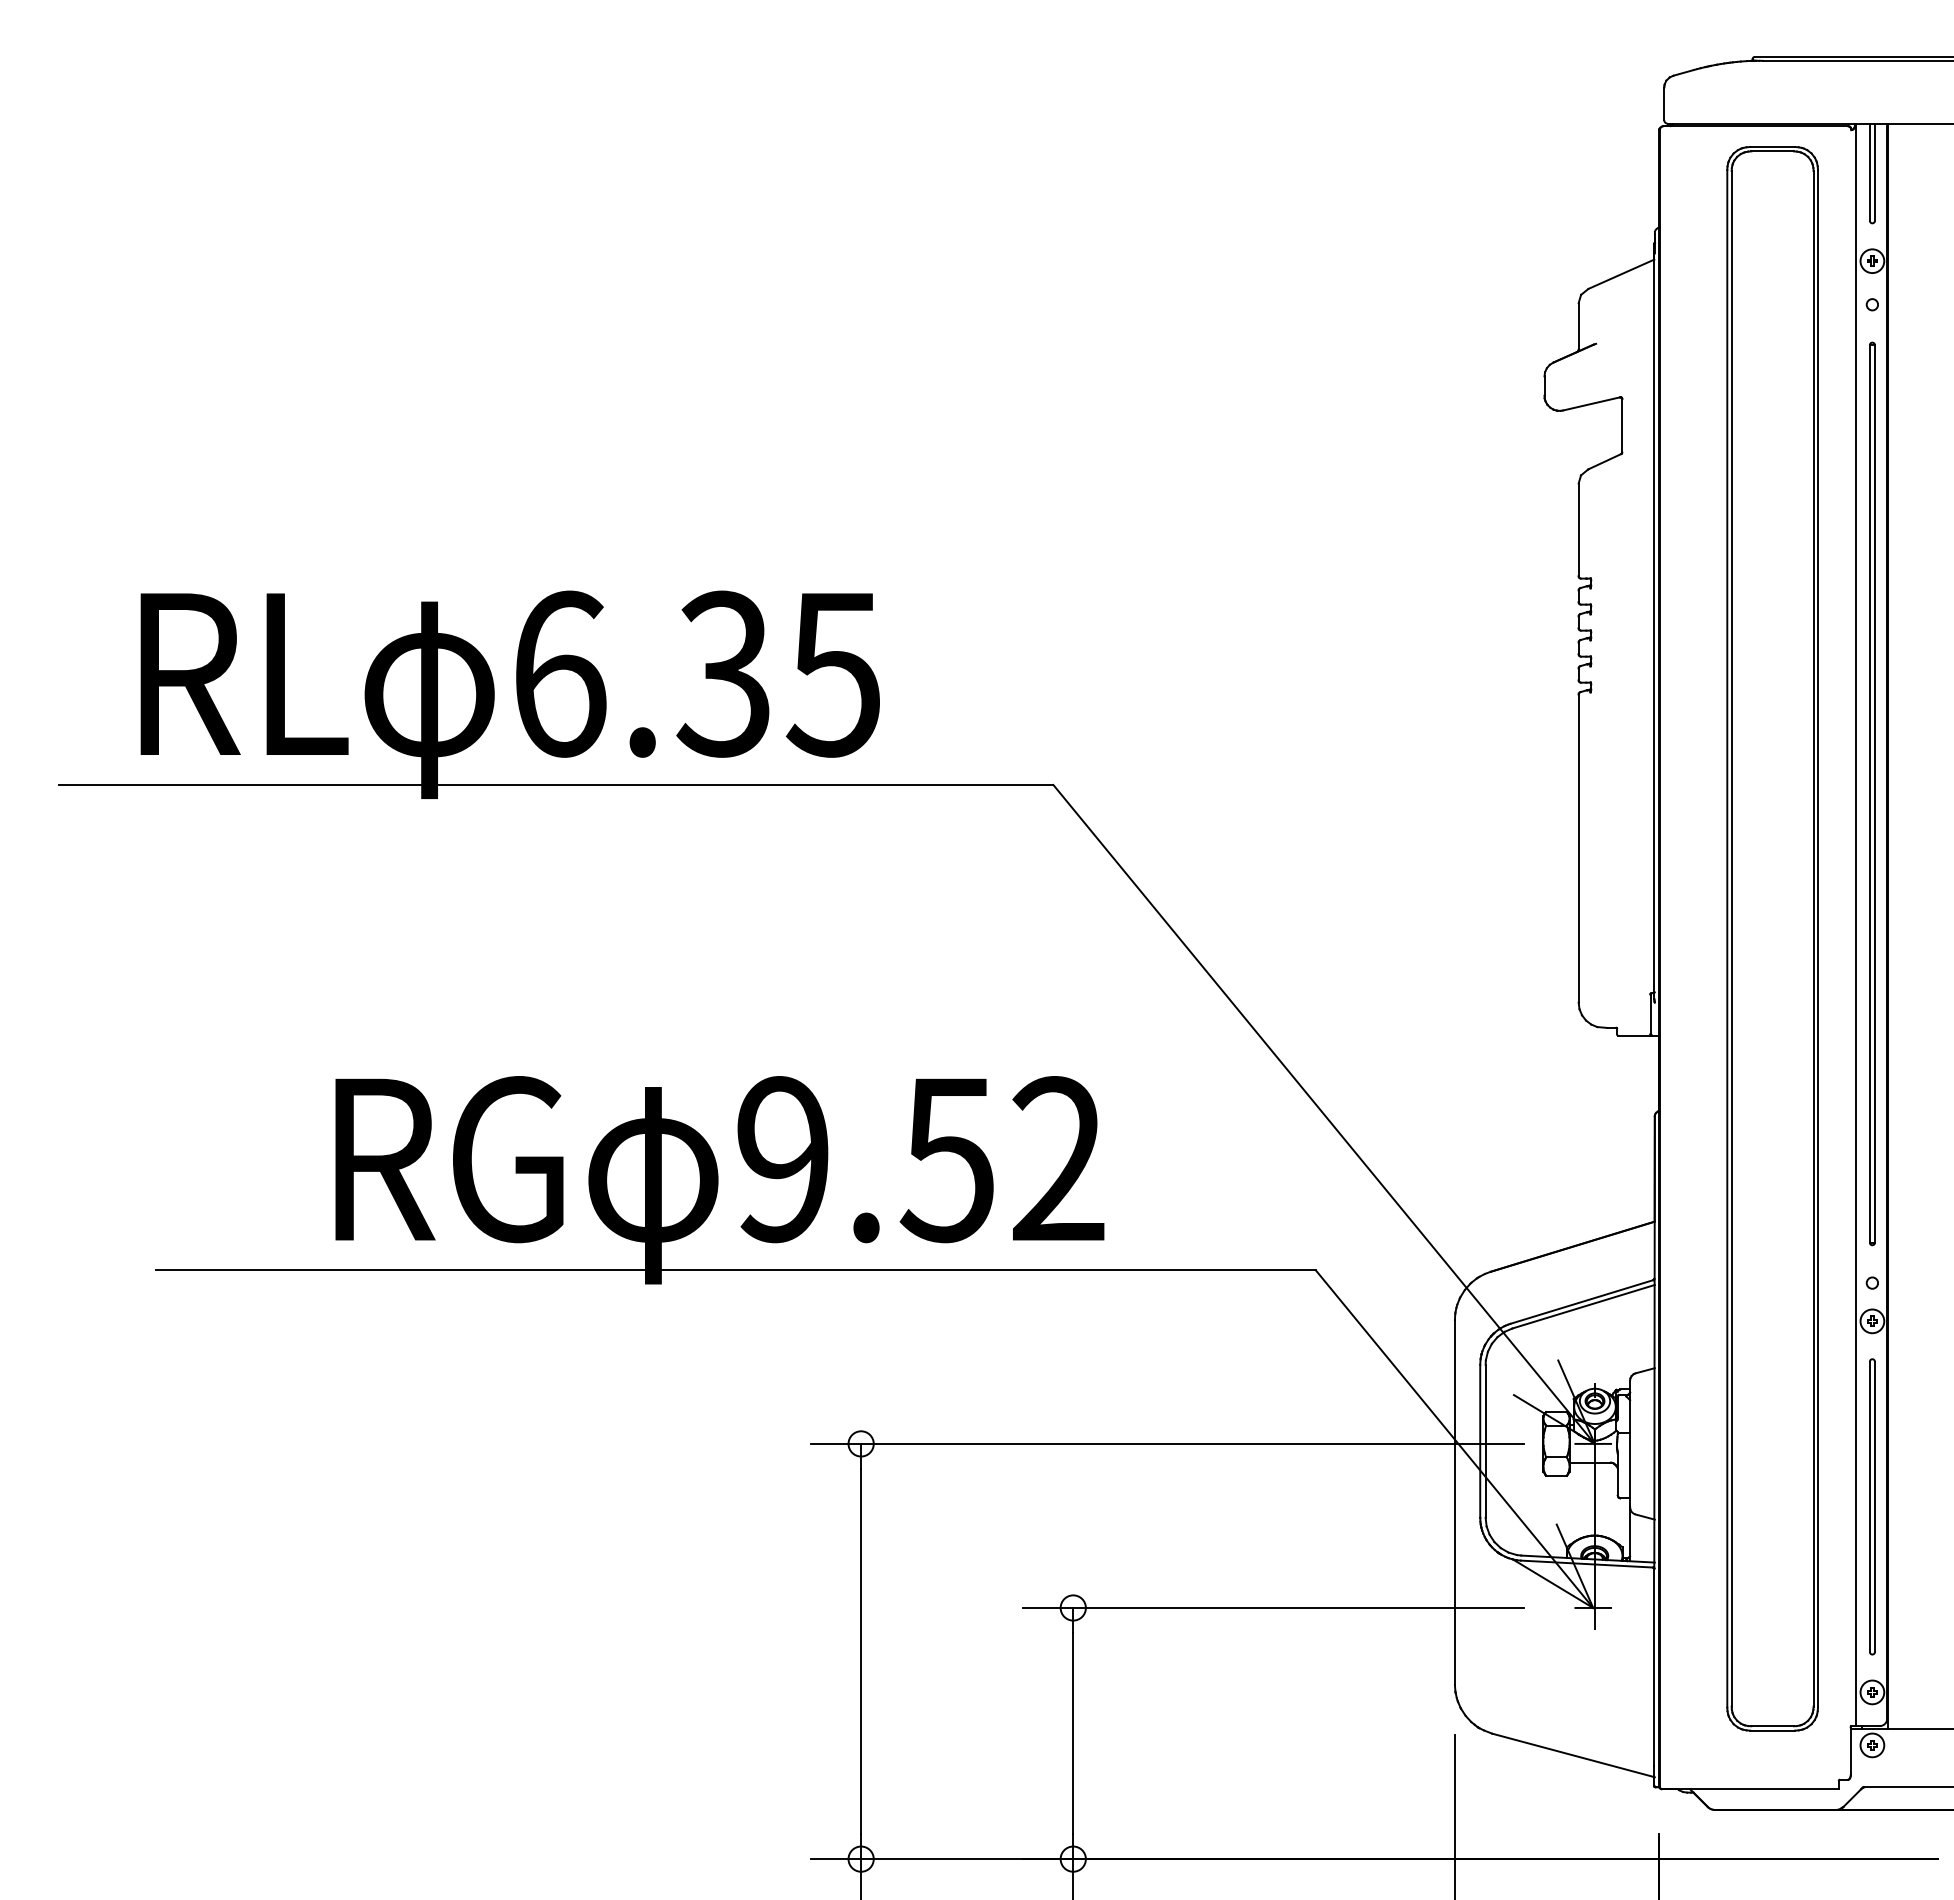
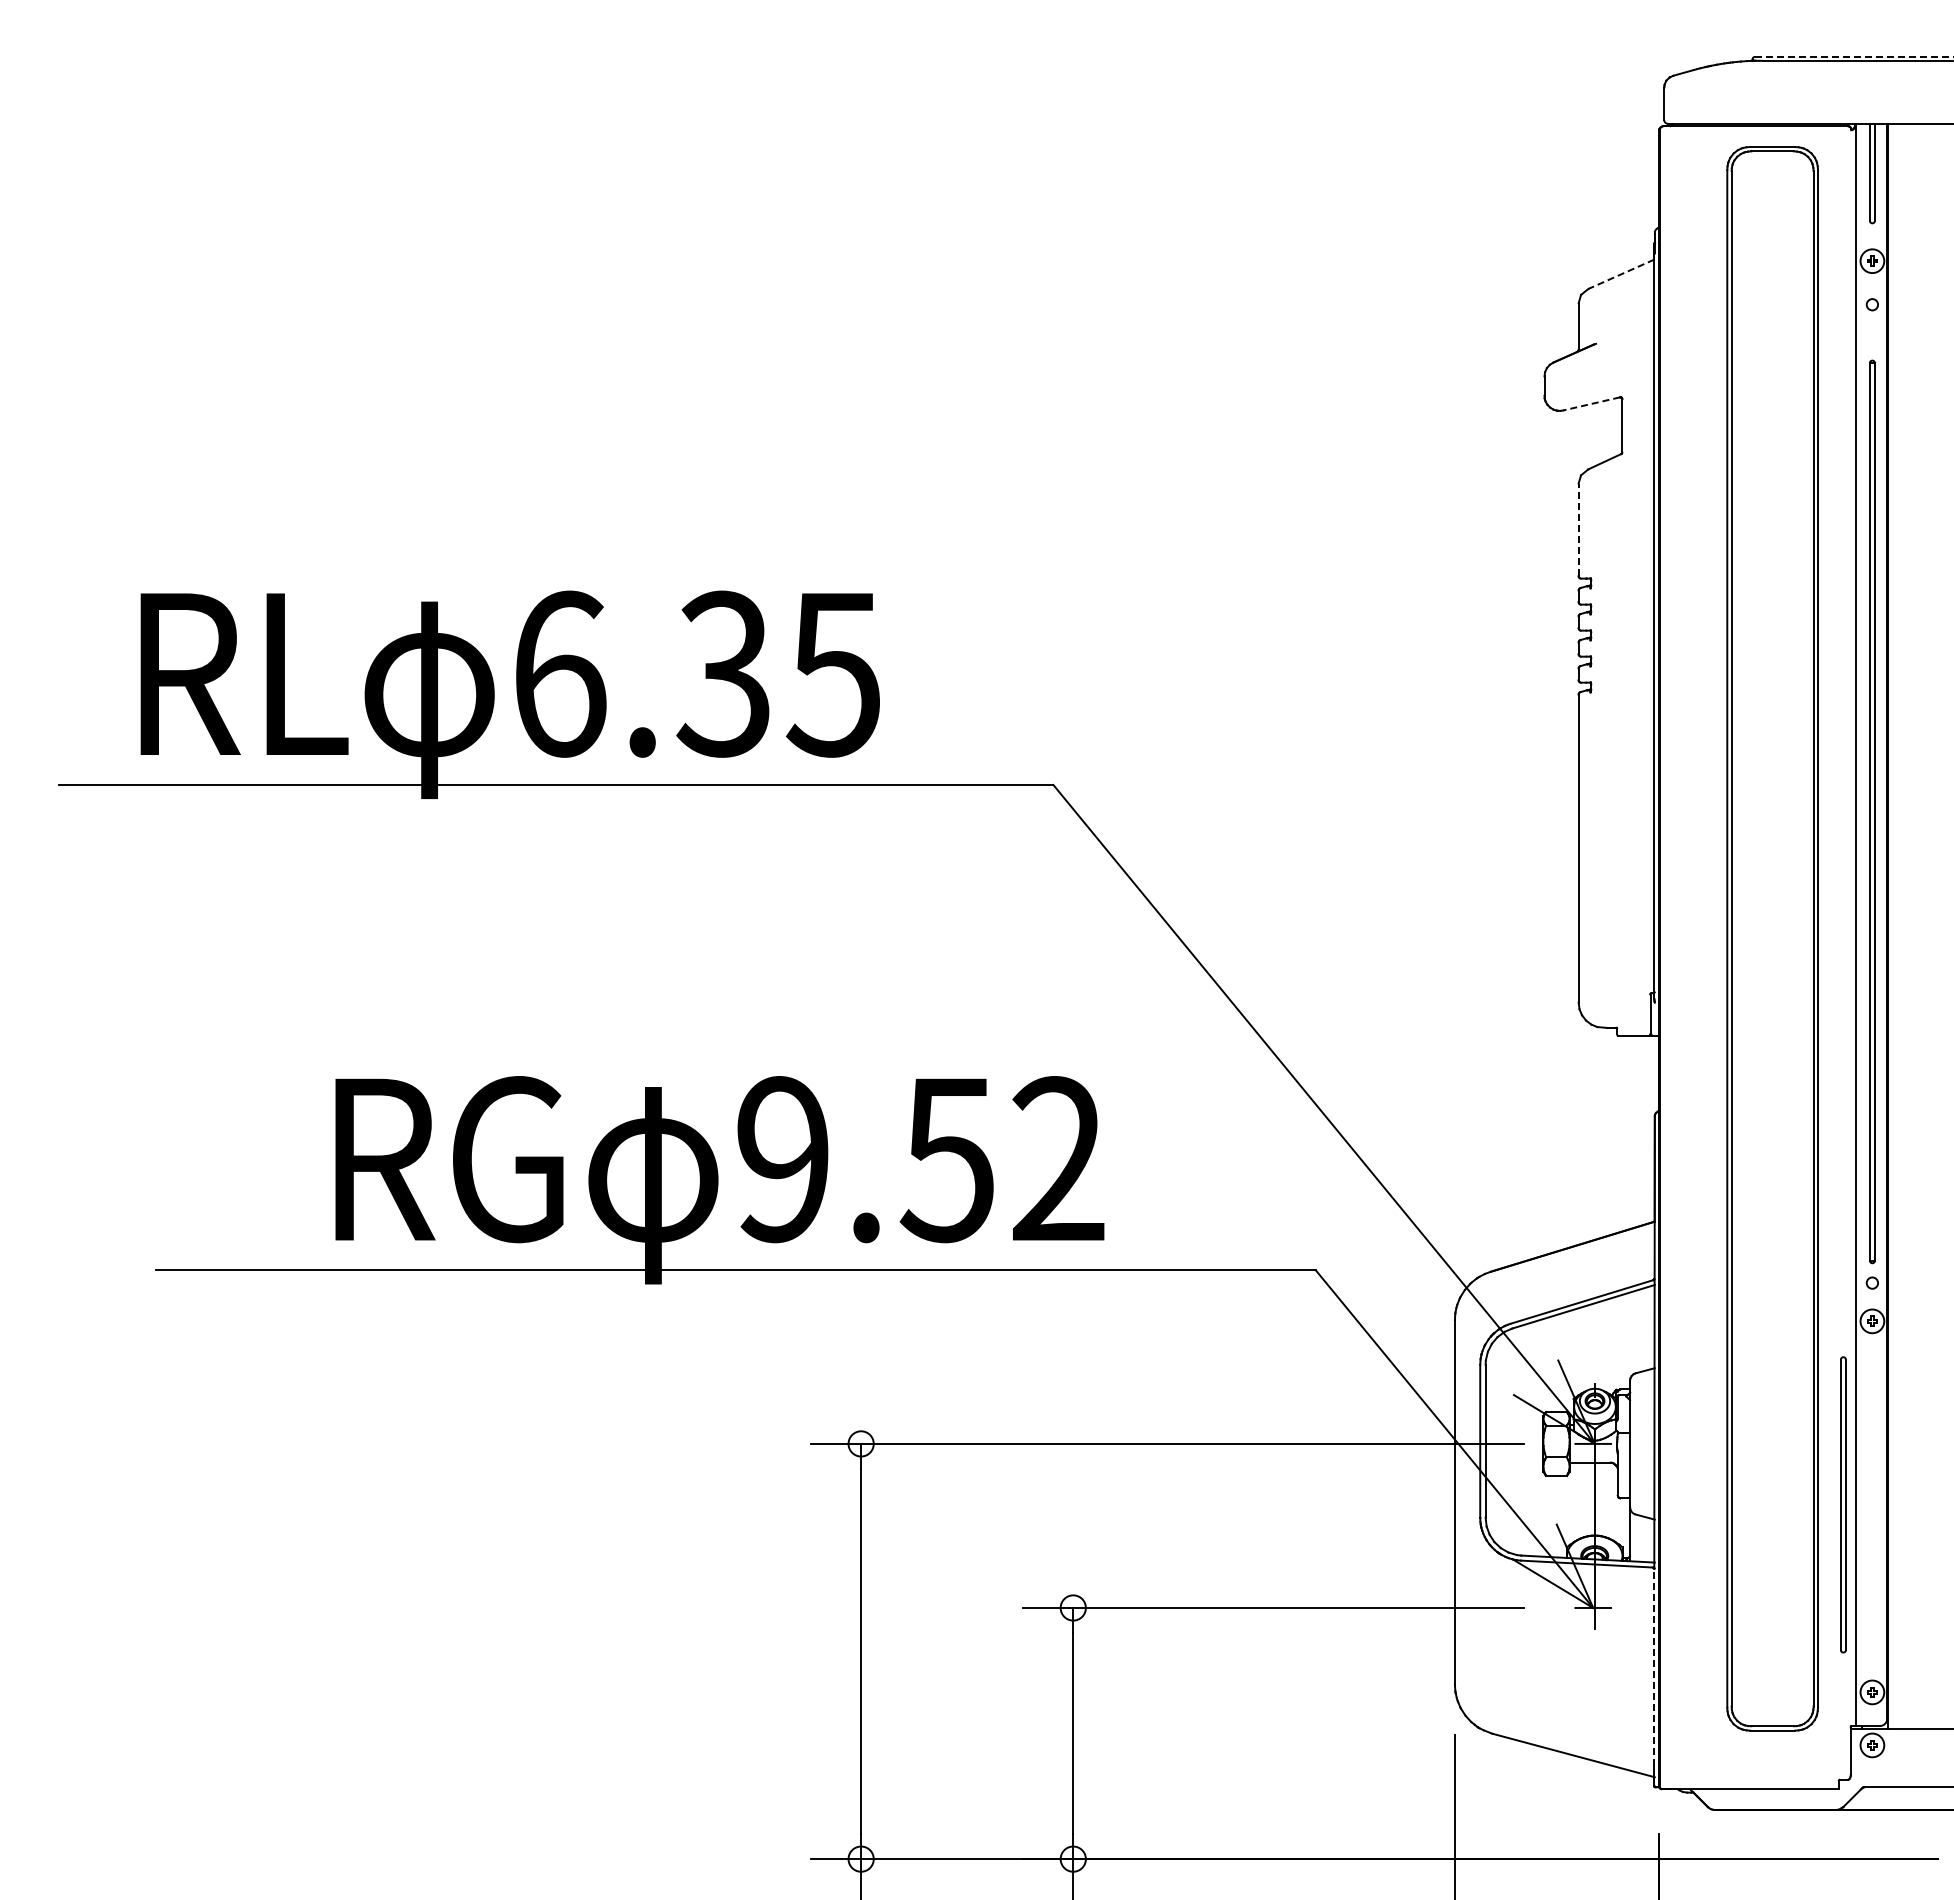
line: solid -> dashed (1854, 56)
line: solid -> dashed (1620, 274)
line: solid -> dashed (1591, 404)
line: solid -> dashed (1578, 529)
part position: (1872, 793) -> (1872, 811) (1872, 811)
part position: (1872, 1506) -> (1843, 1504) (1843, 1504)
line: solid -> dashed (1654, 1666)
